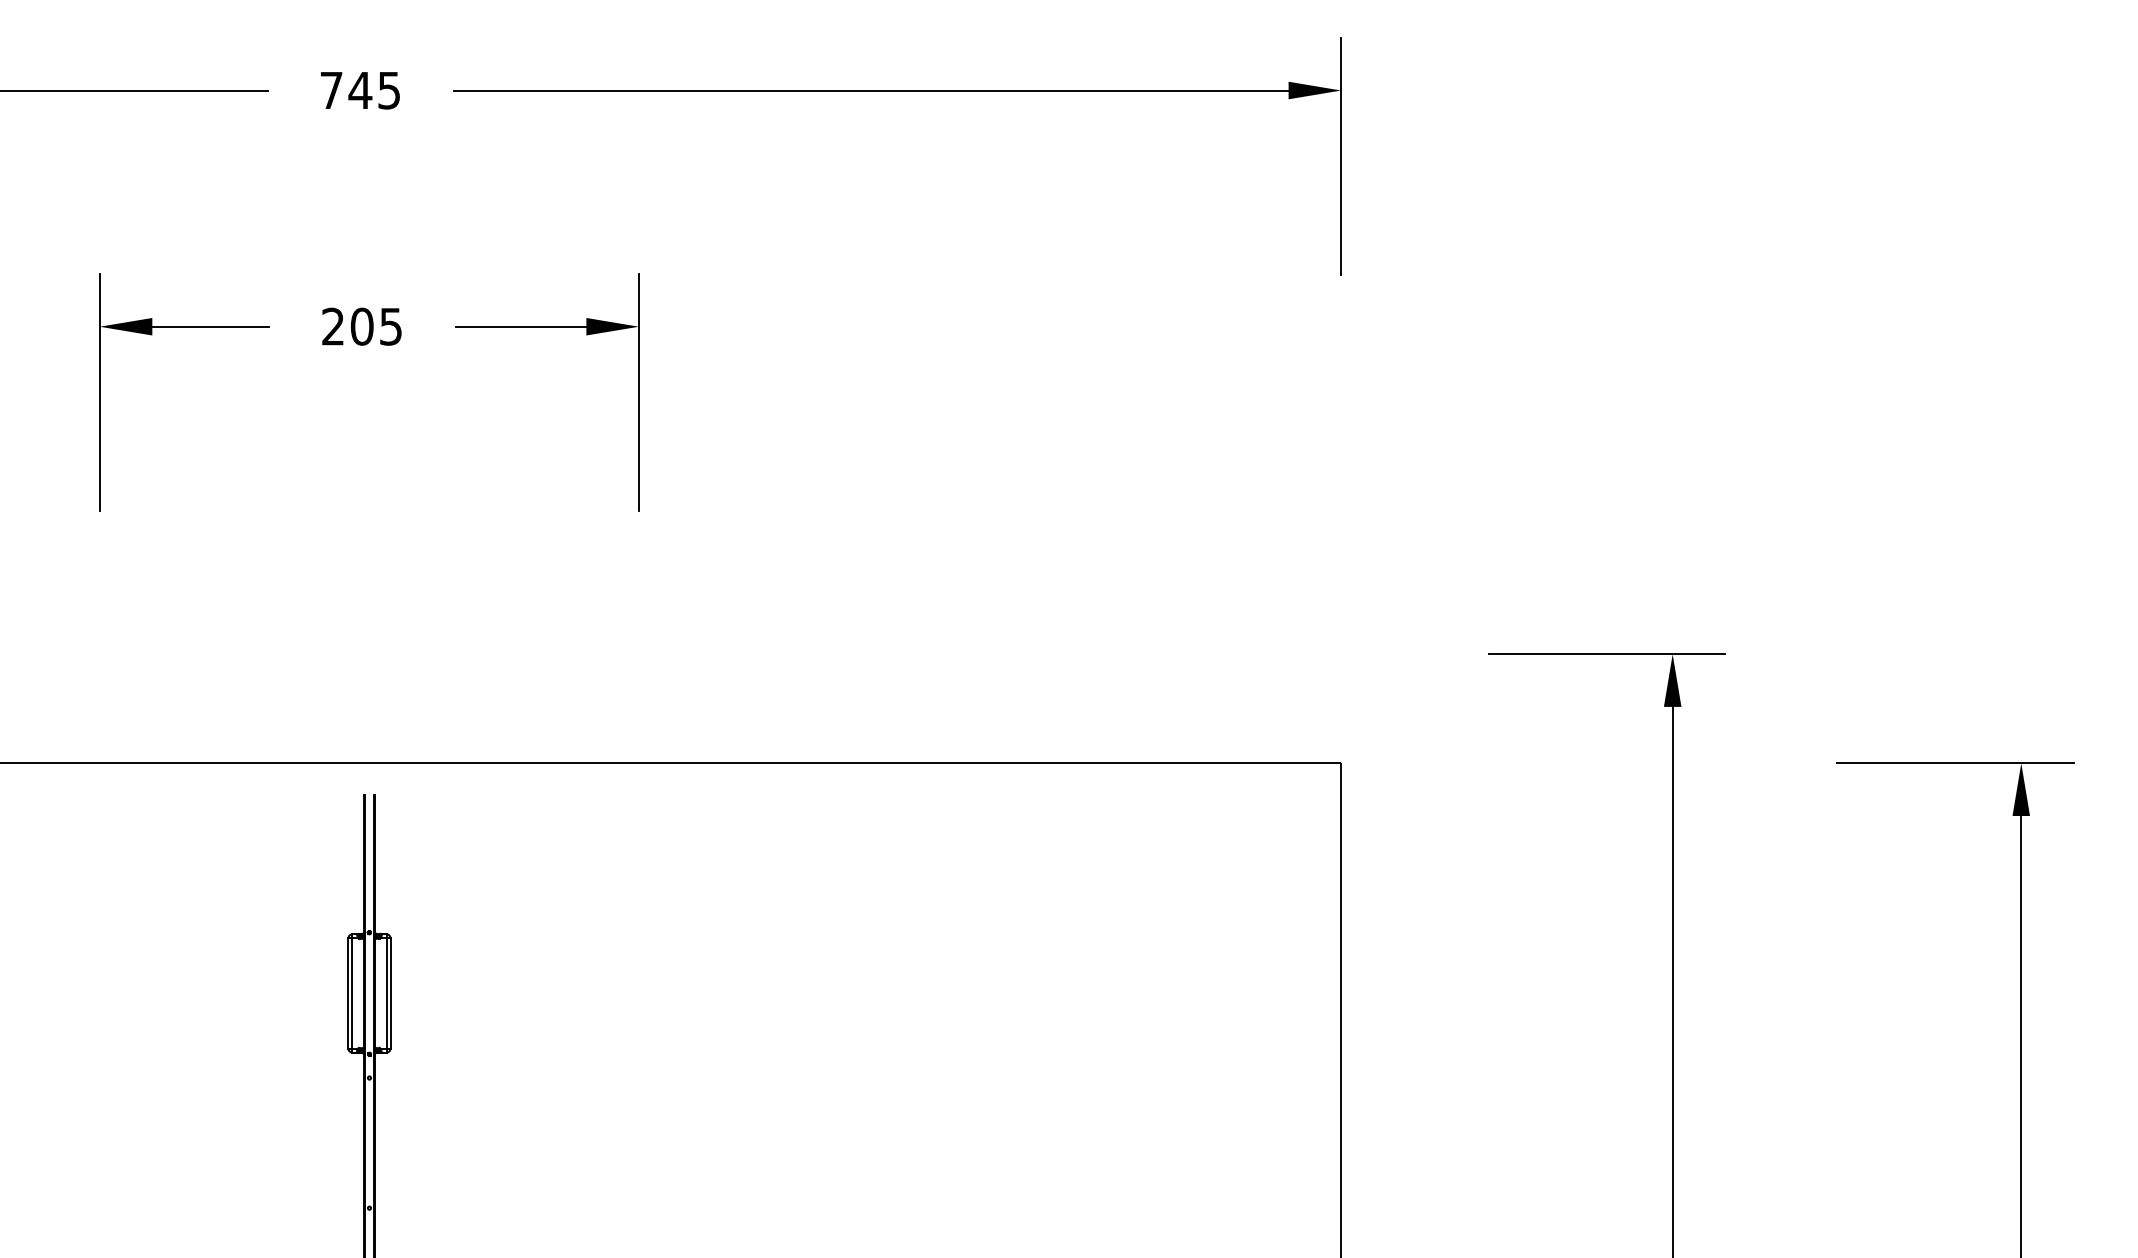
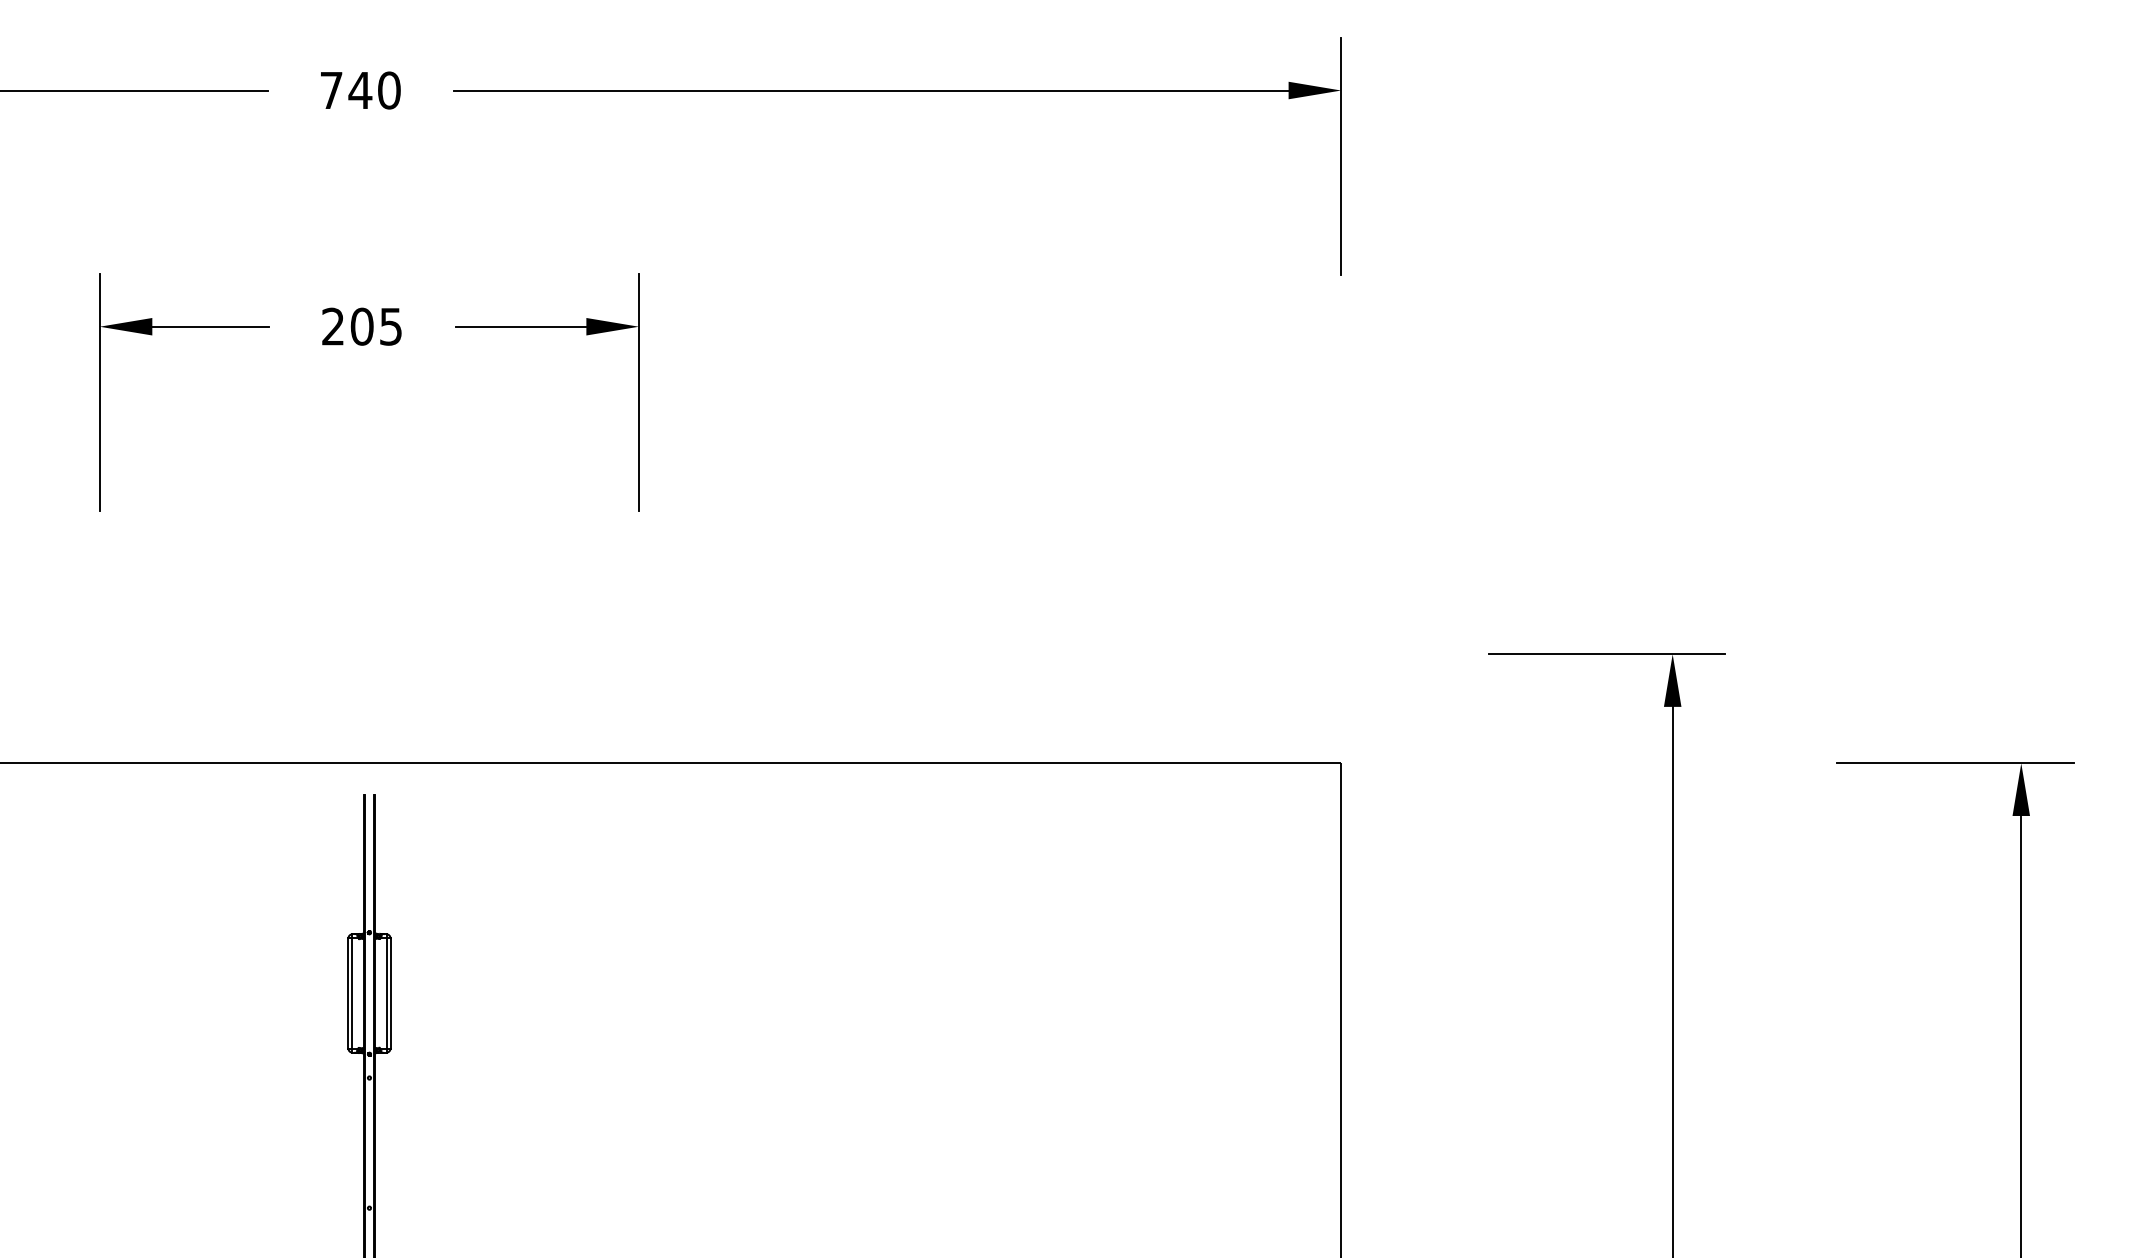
text: 745 -> 740 (389, 90)
